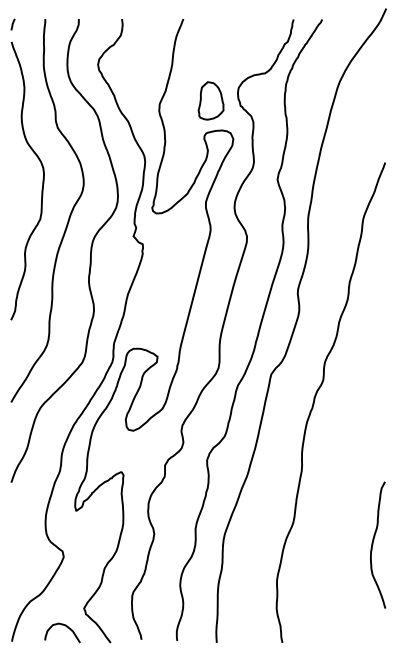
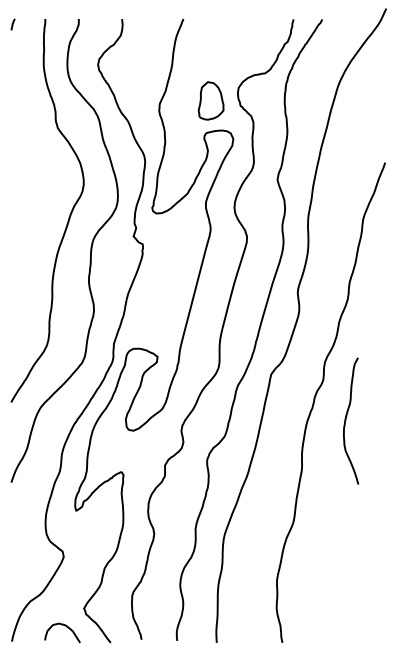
curve: present -> none (42, 180)
curve position: (373, 544) -> (346, 420) (346, 420)
